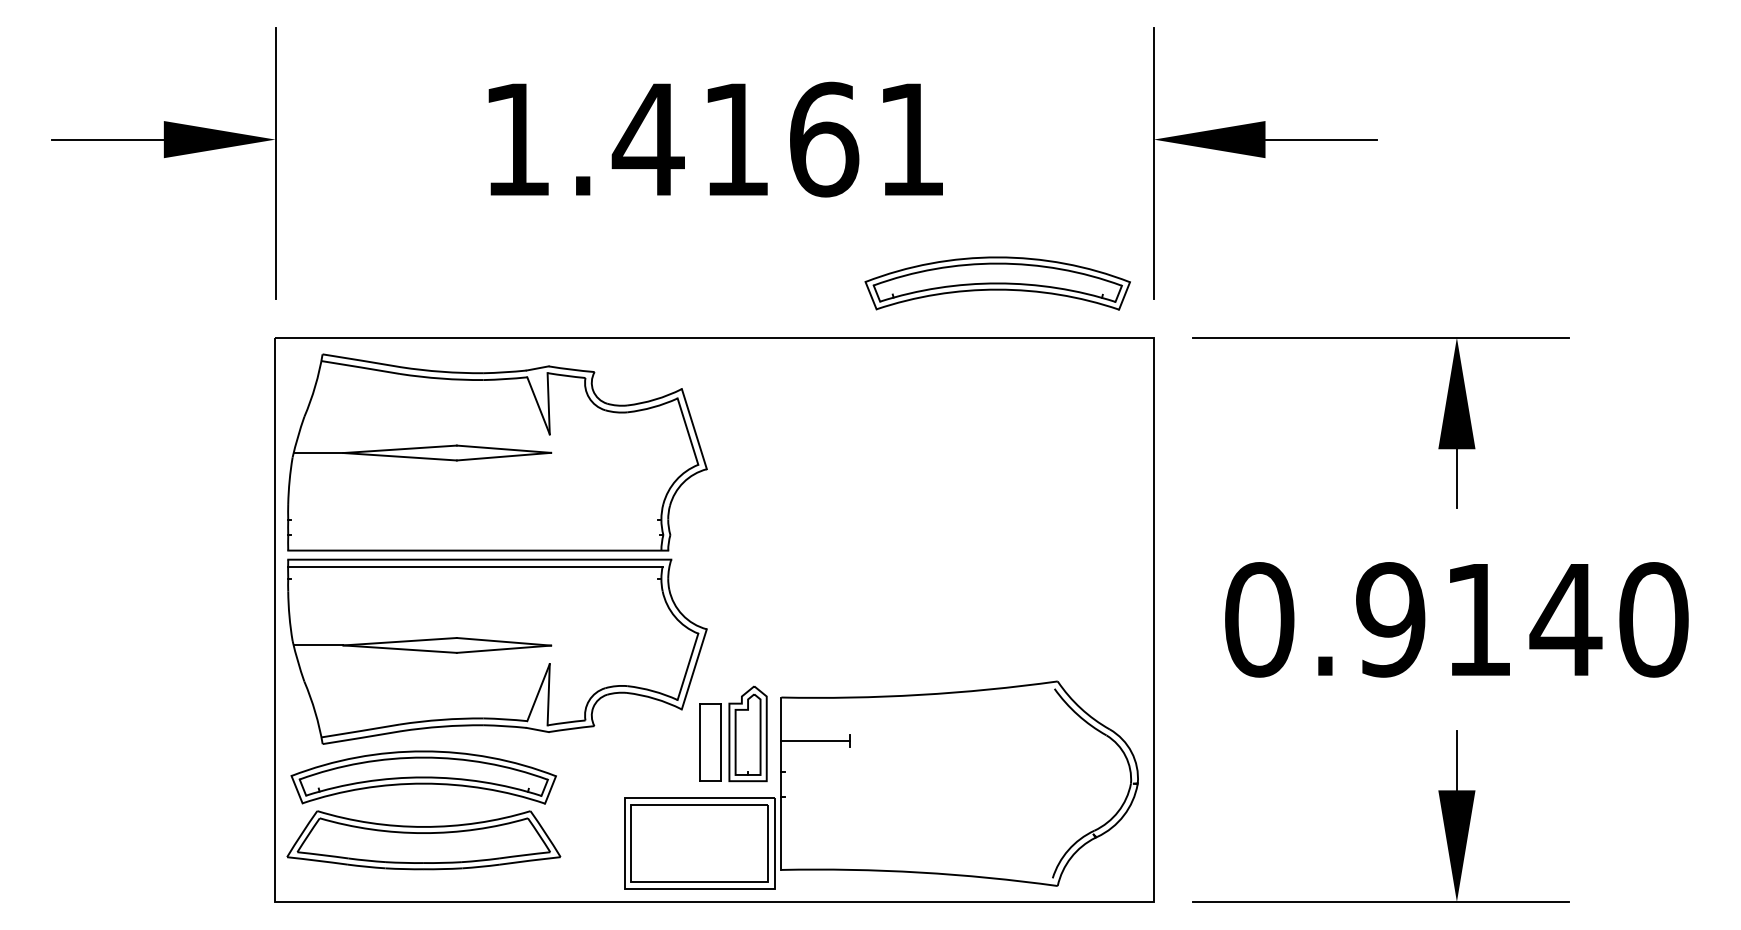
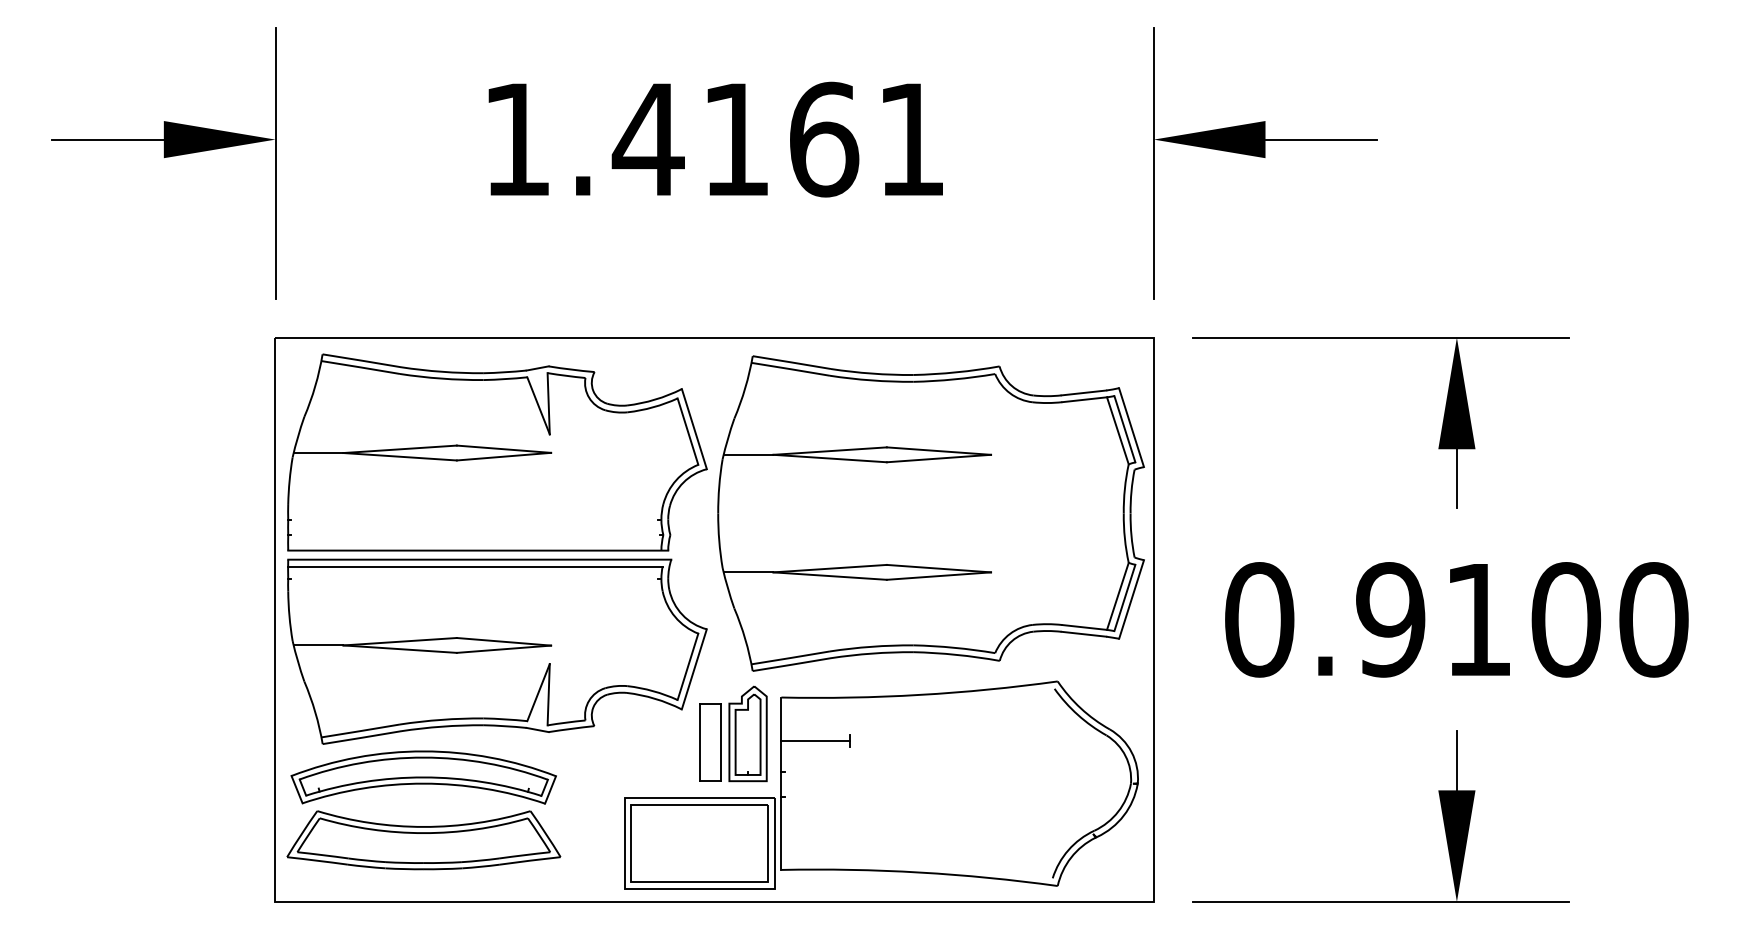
part: present -> none (997, 283)
part: none -> present (930, 513)
text: 0.9140 -> 0.9100 (1565, 619)
